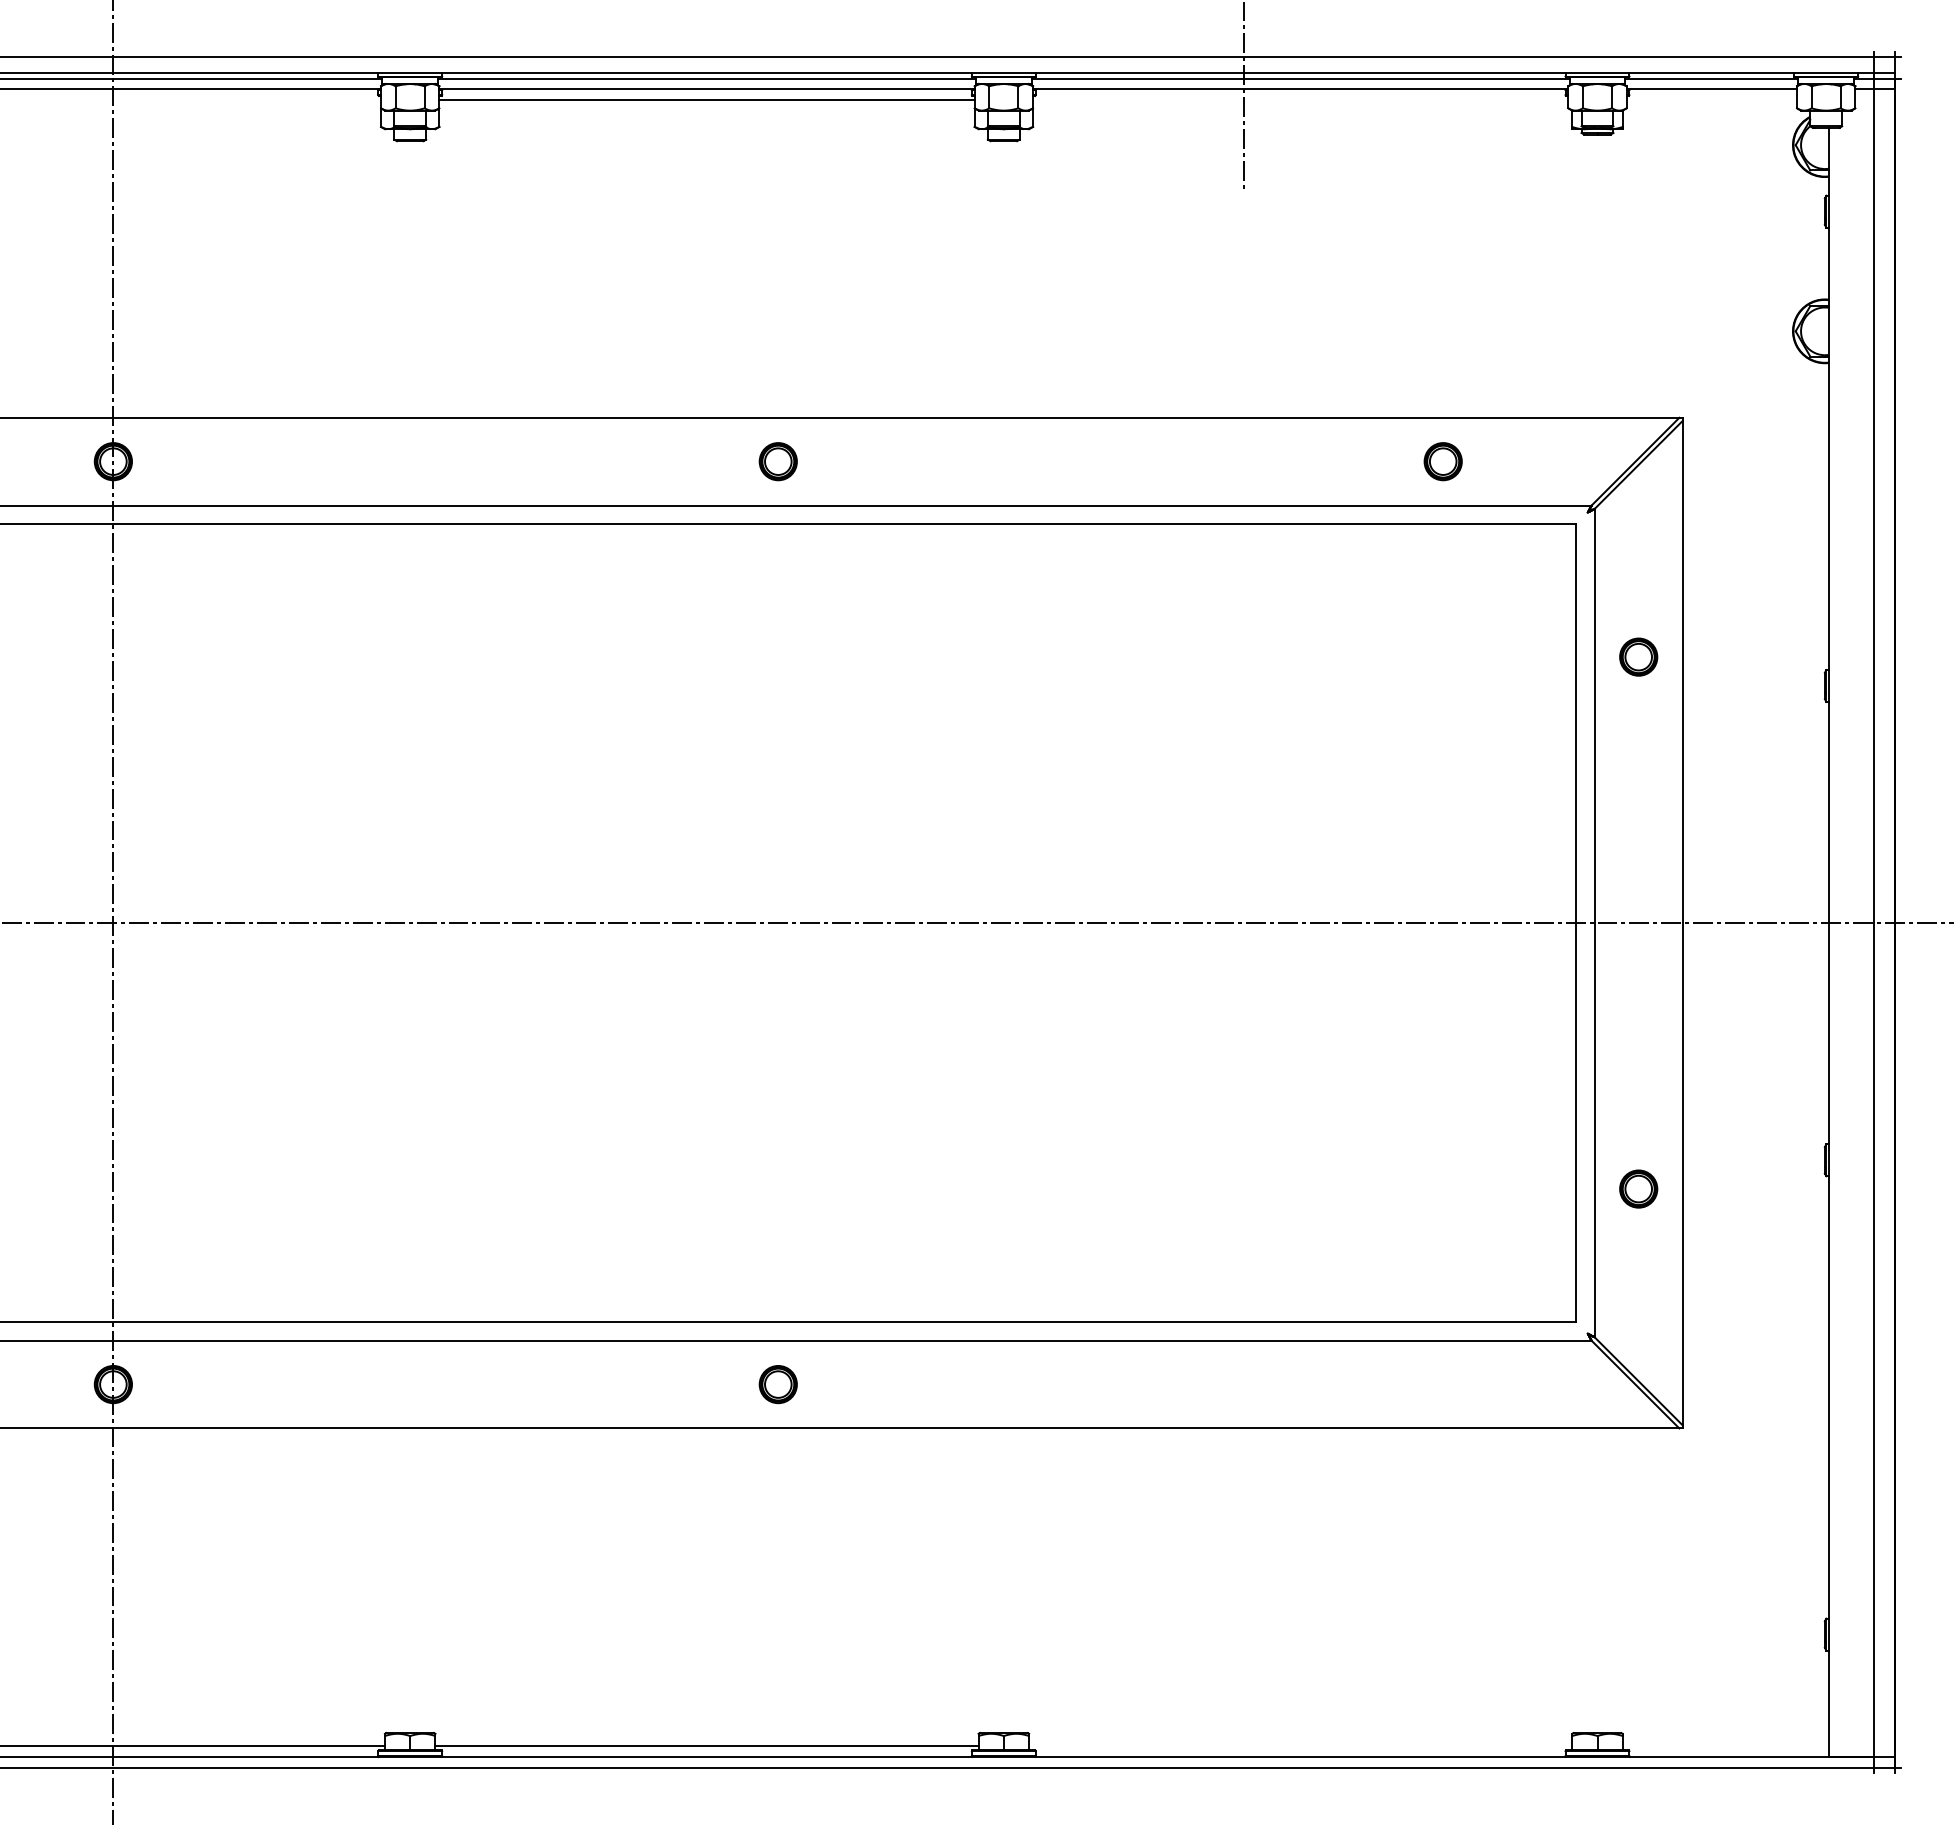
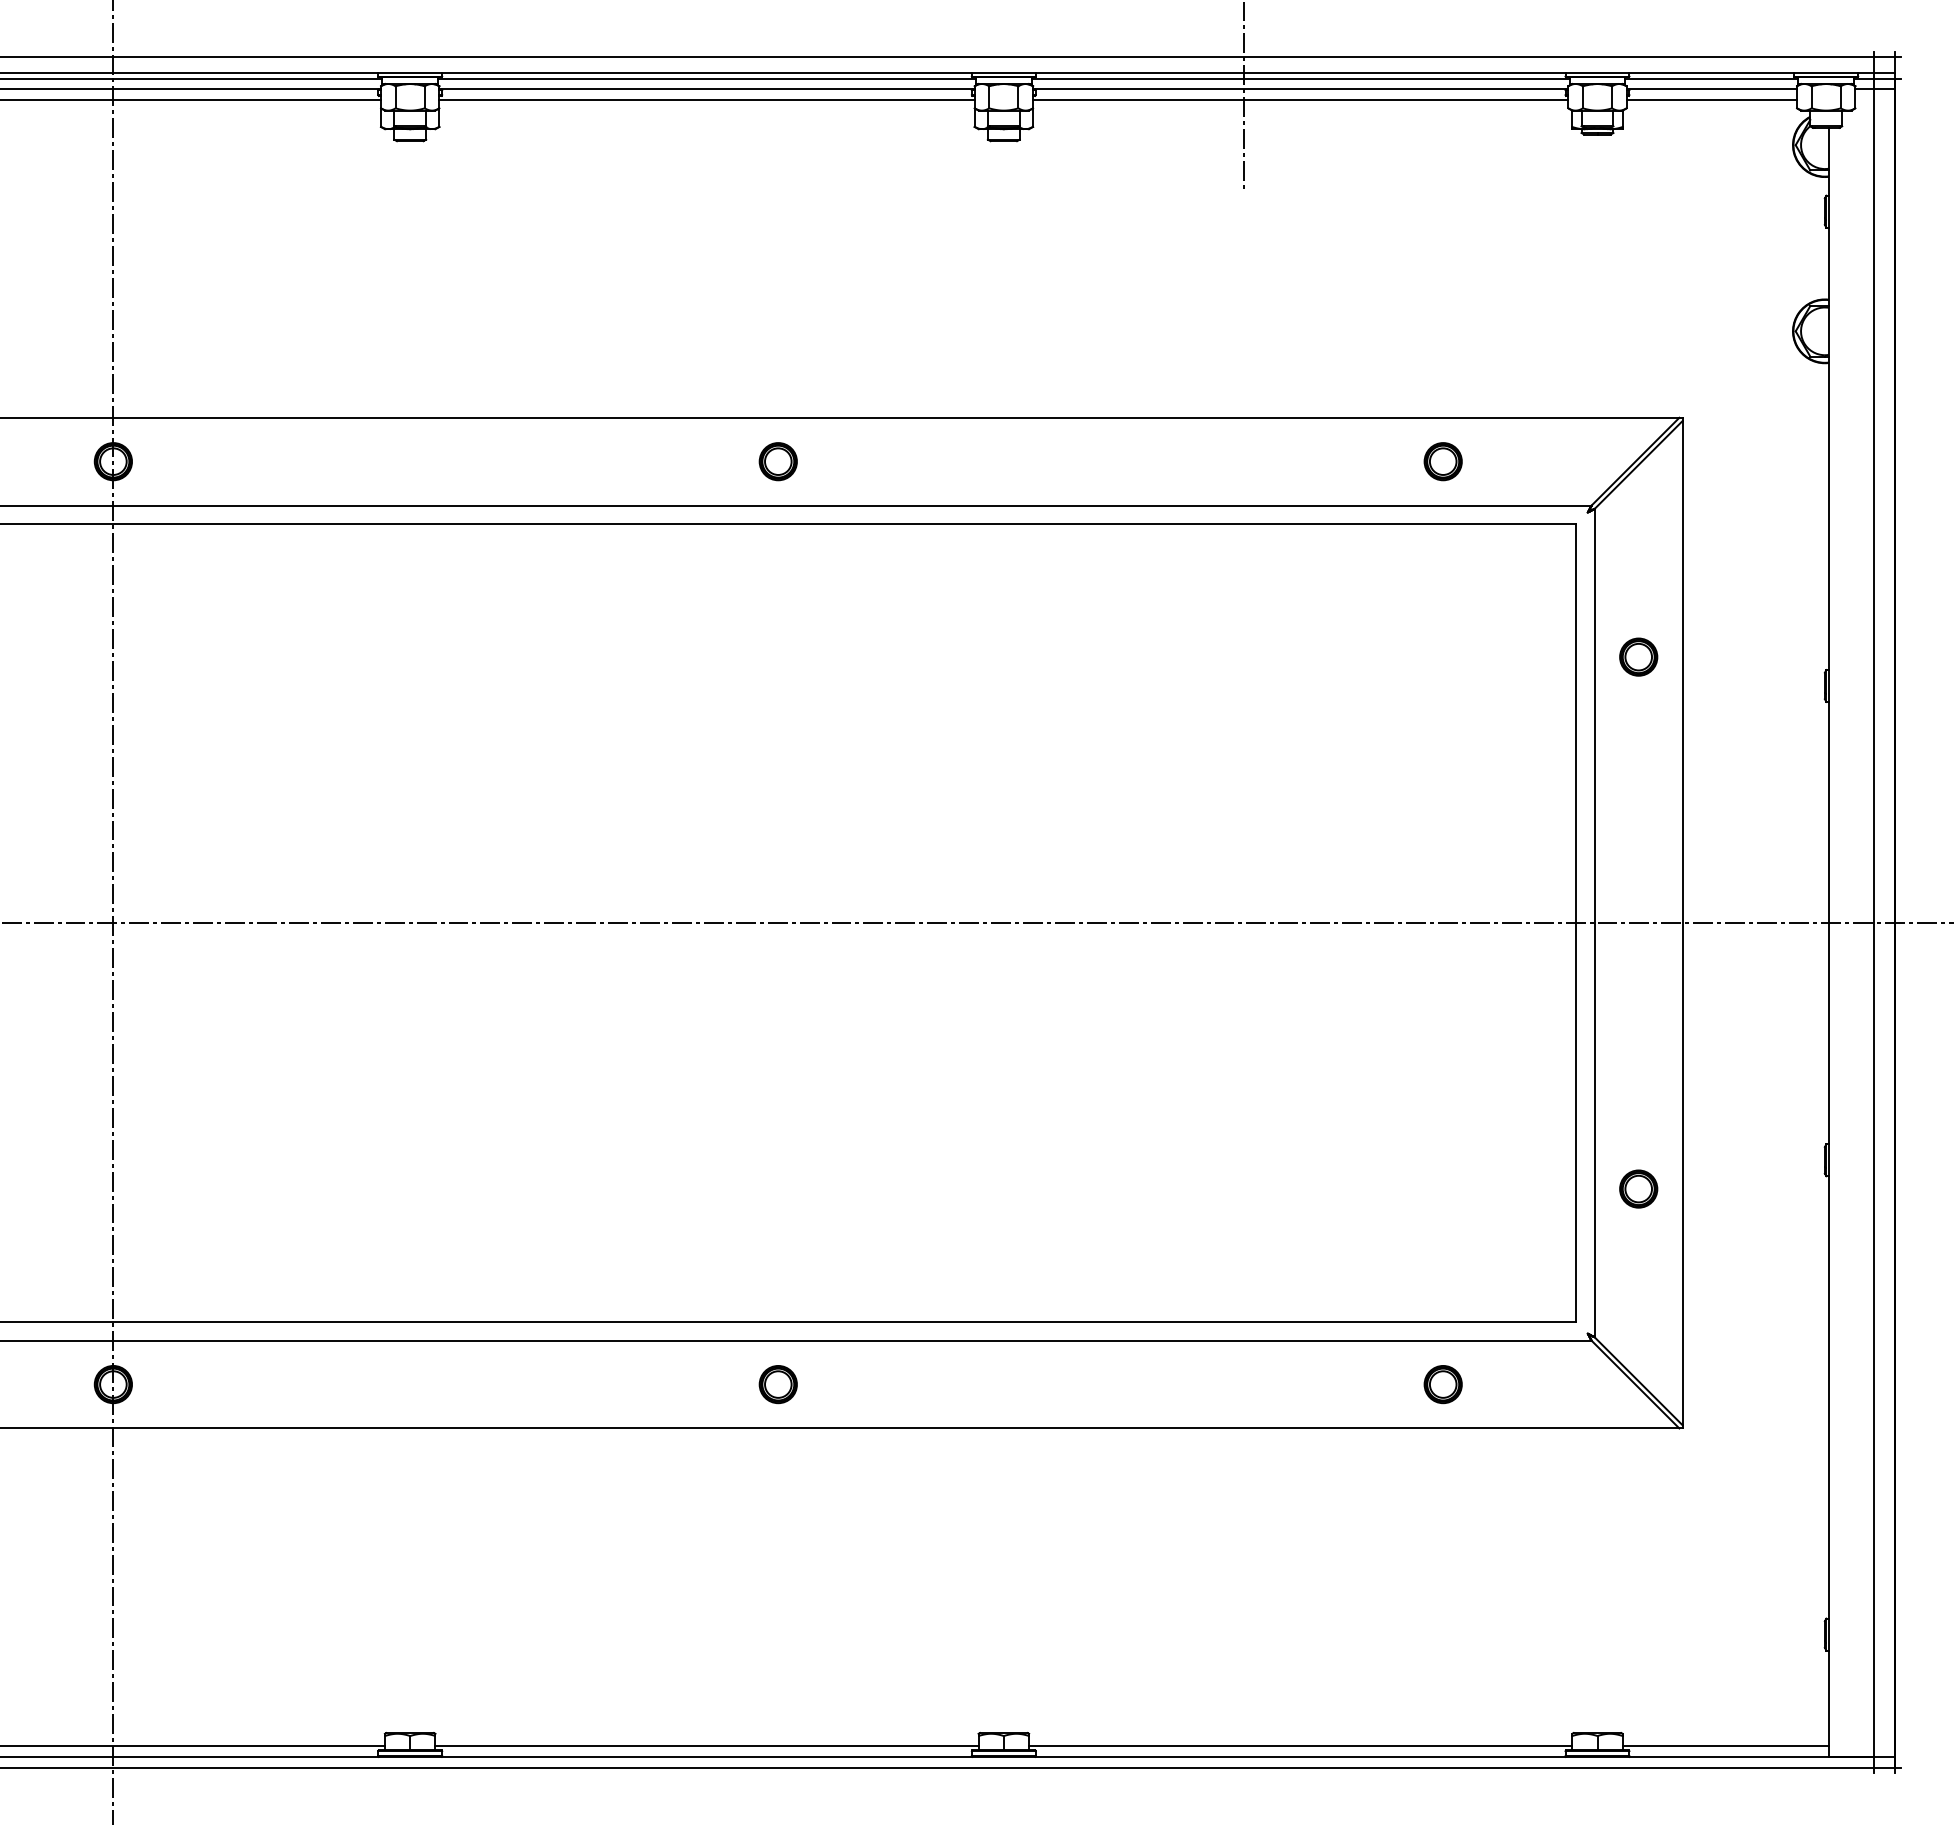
line: none -> present (191, 99)
line: none -> present (1300, 99)
line: none -> present (1711, 99)
part: none -> present (1442, 1384)
line: none -> present (1300, 1746)
line: none -> present (1725, 1746)
